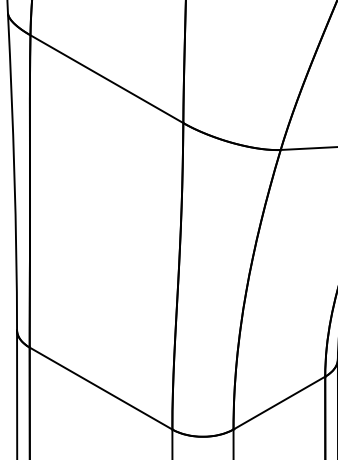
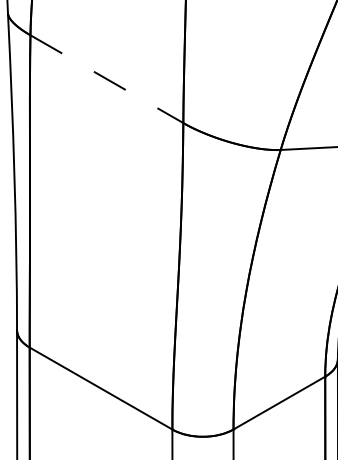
line: solid -> dashed (107, 79)
